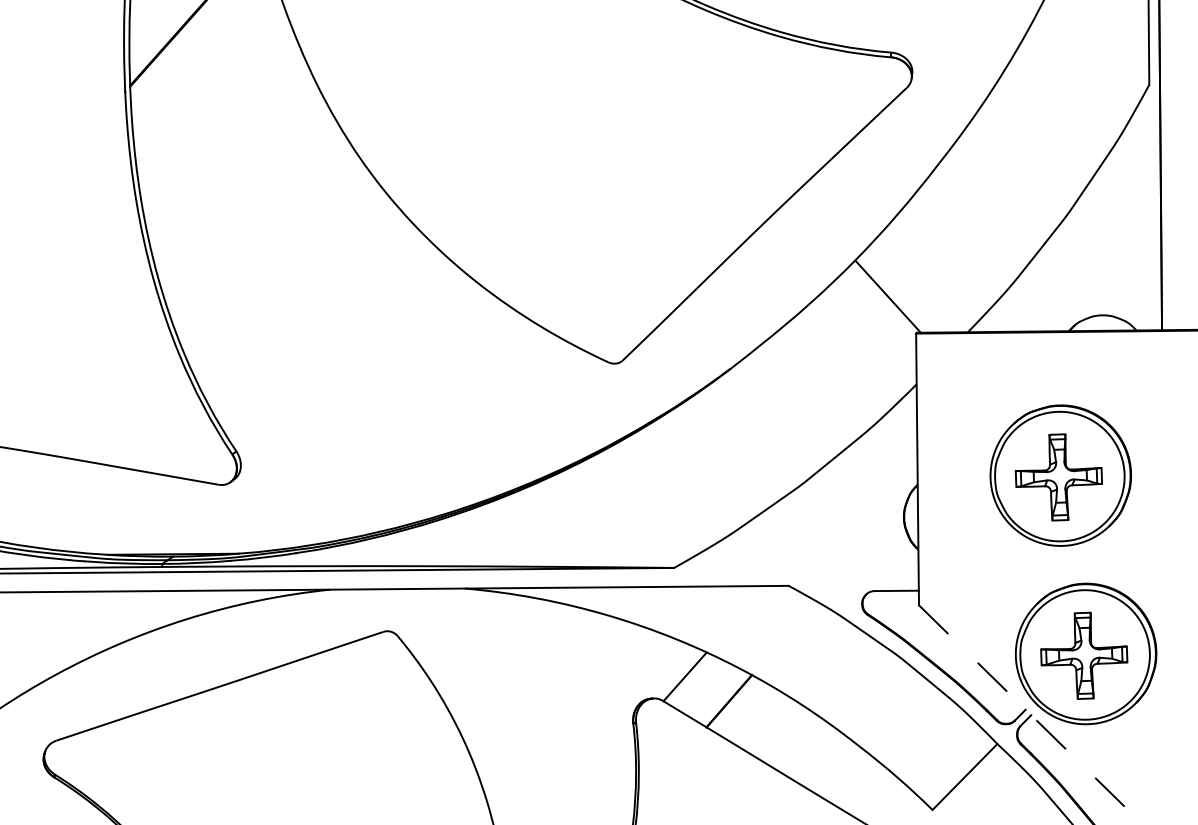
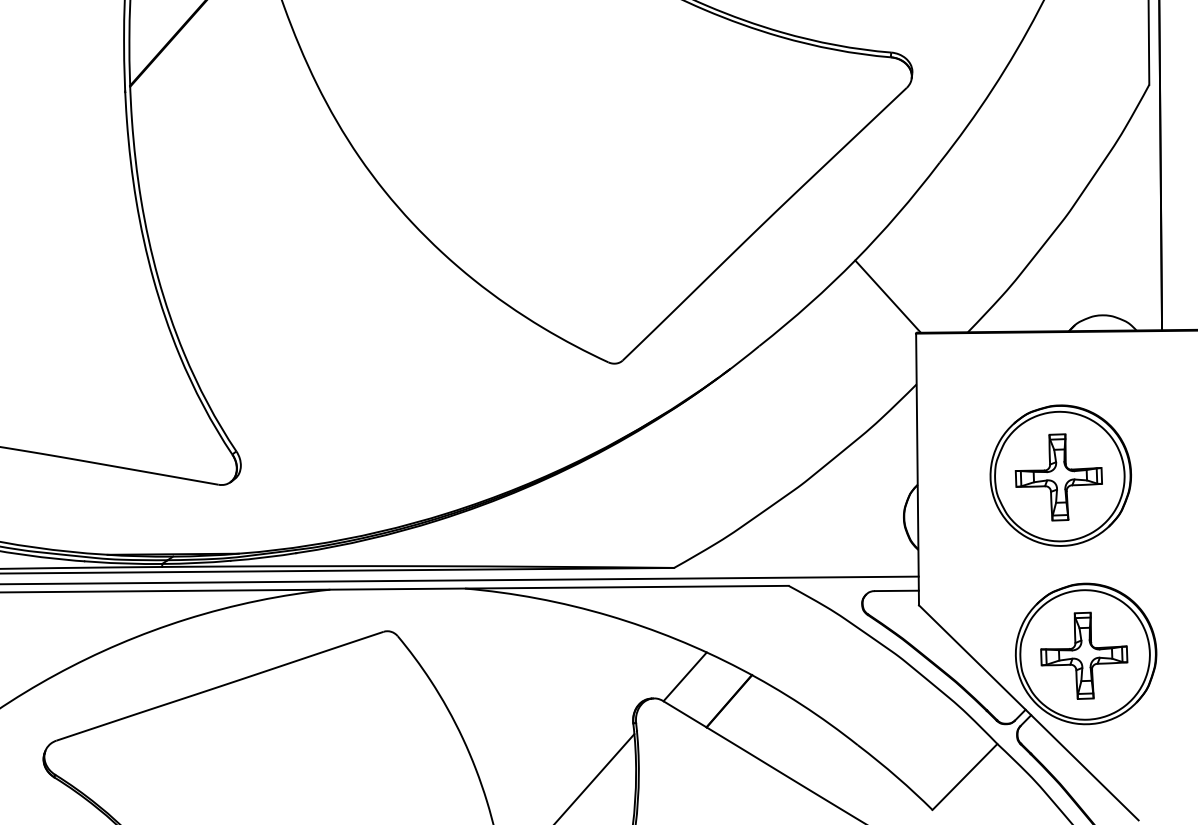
line: none -> present (460, 580)
line: dashed -> solid (1028, 712)
line: none -> present (595, 777)
